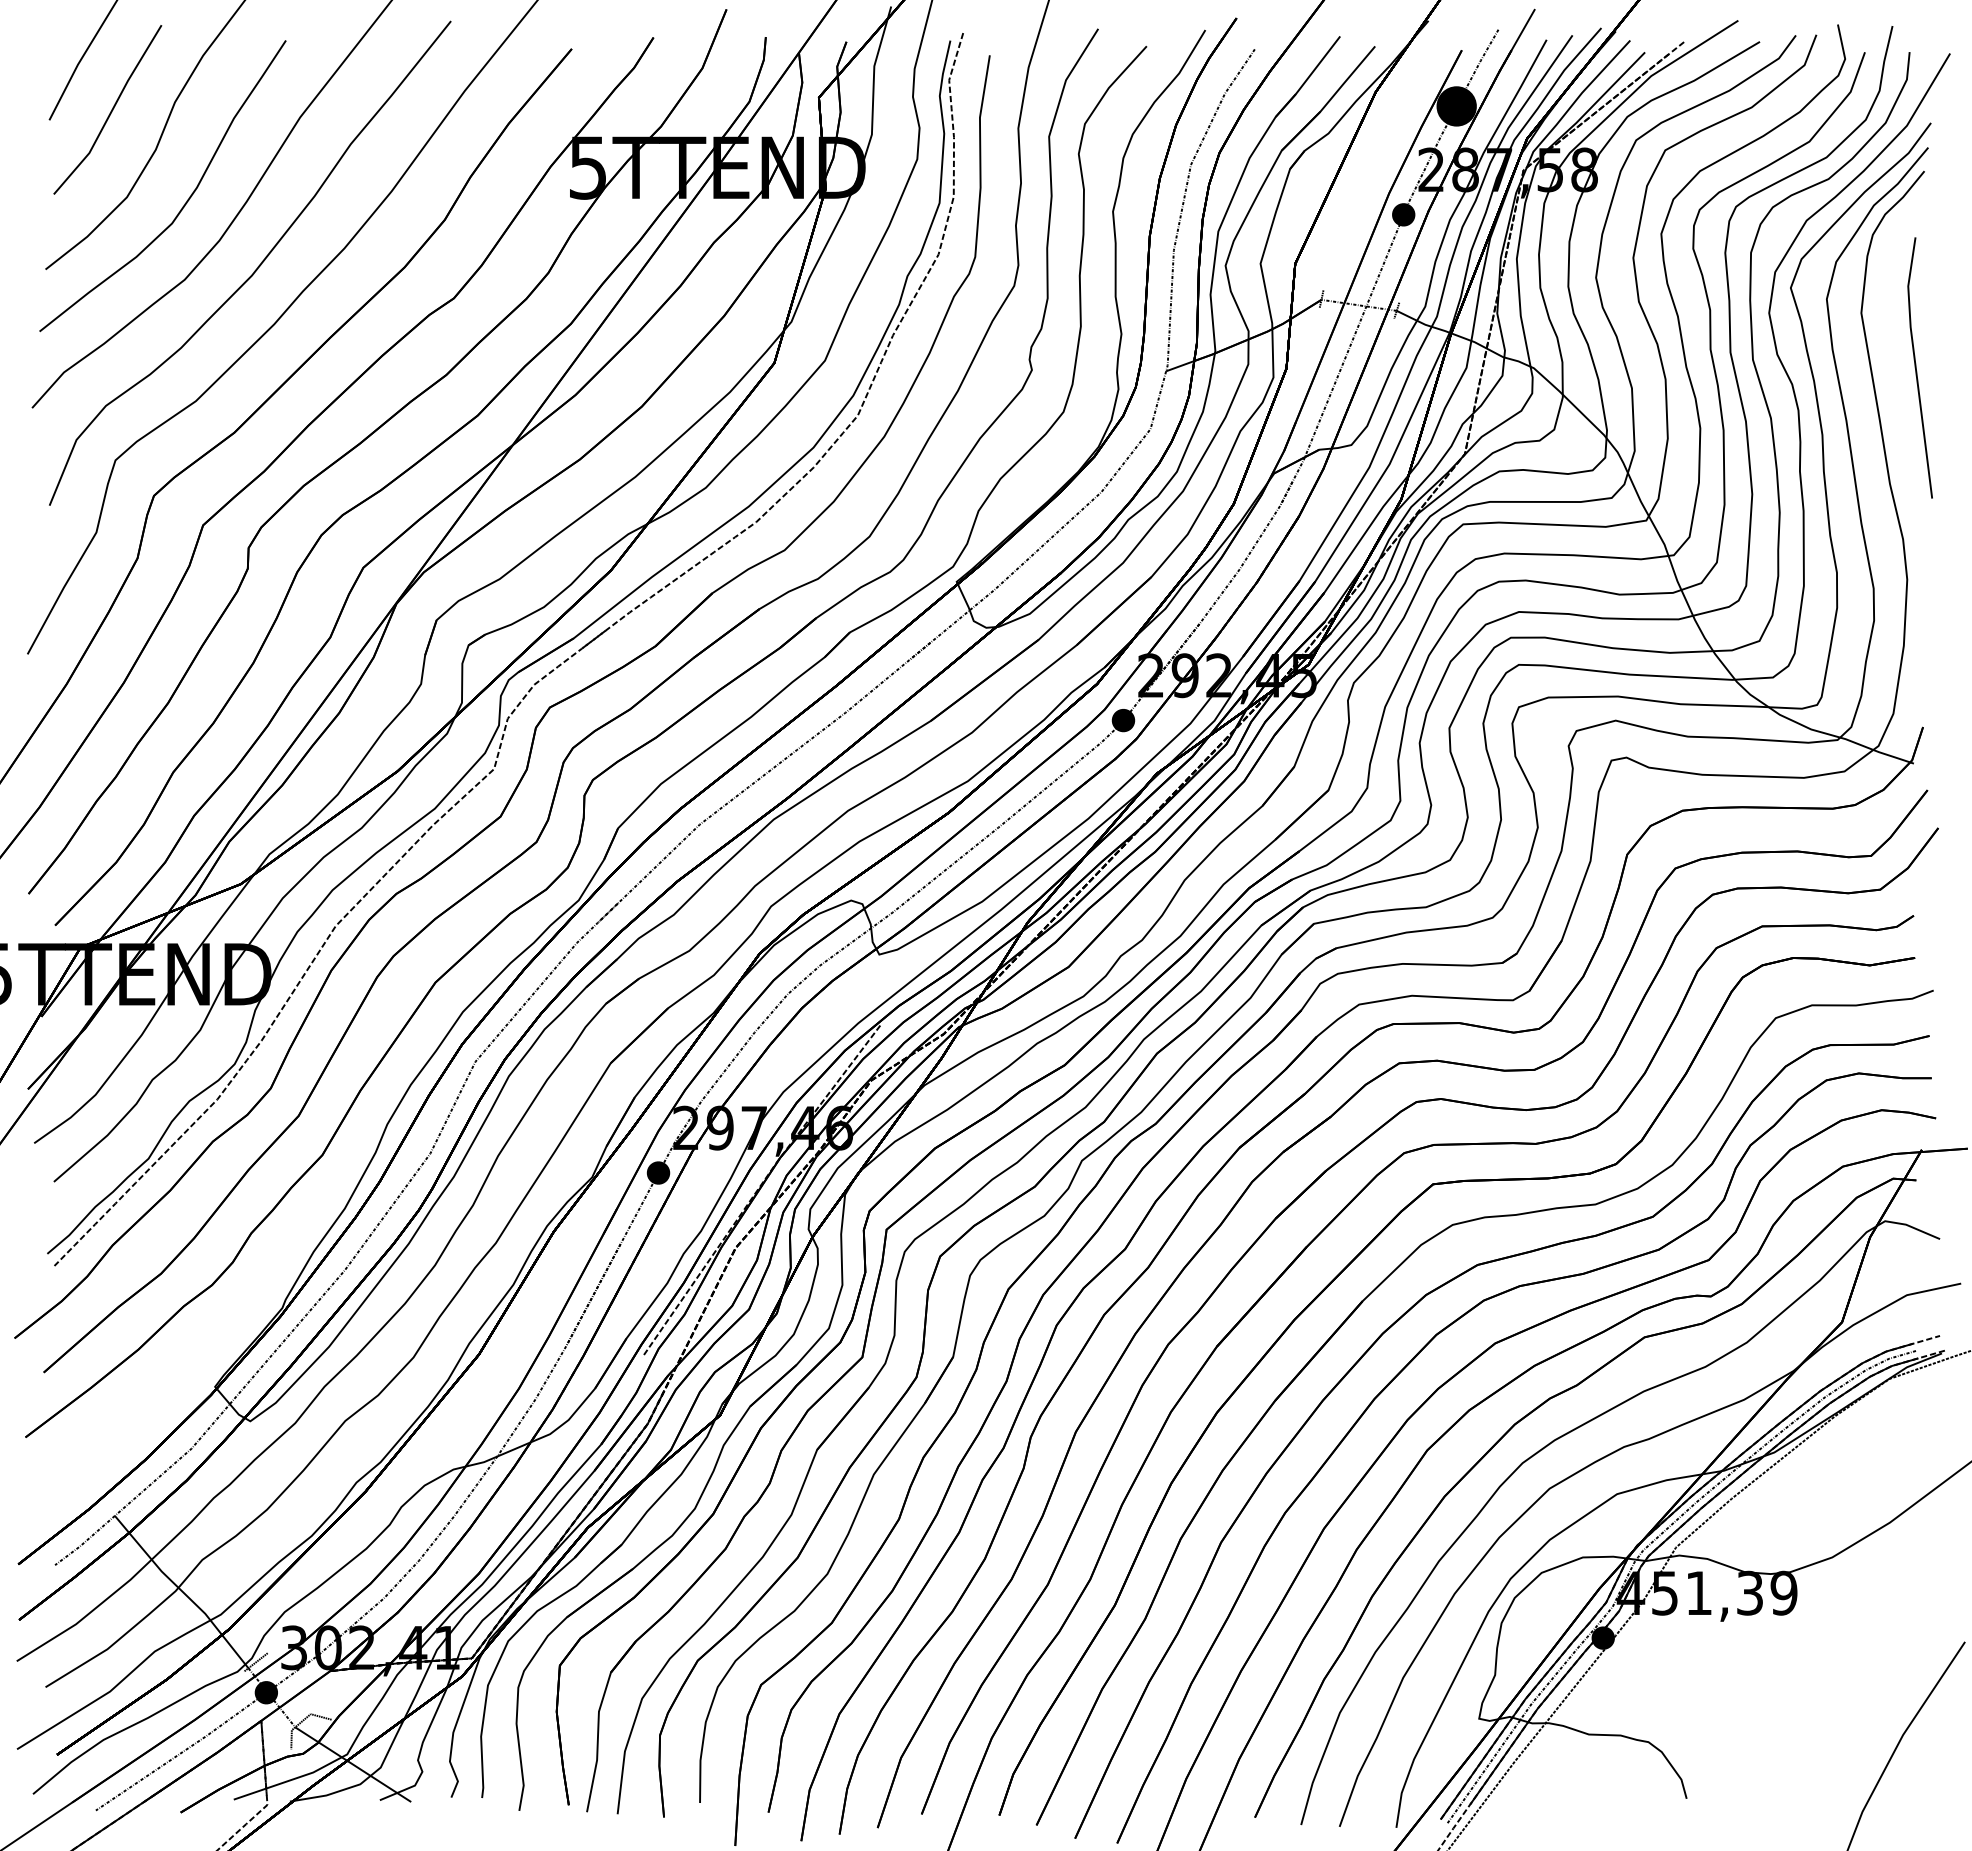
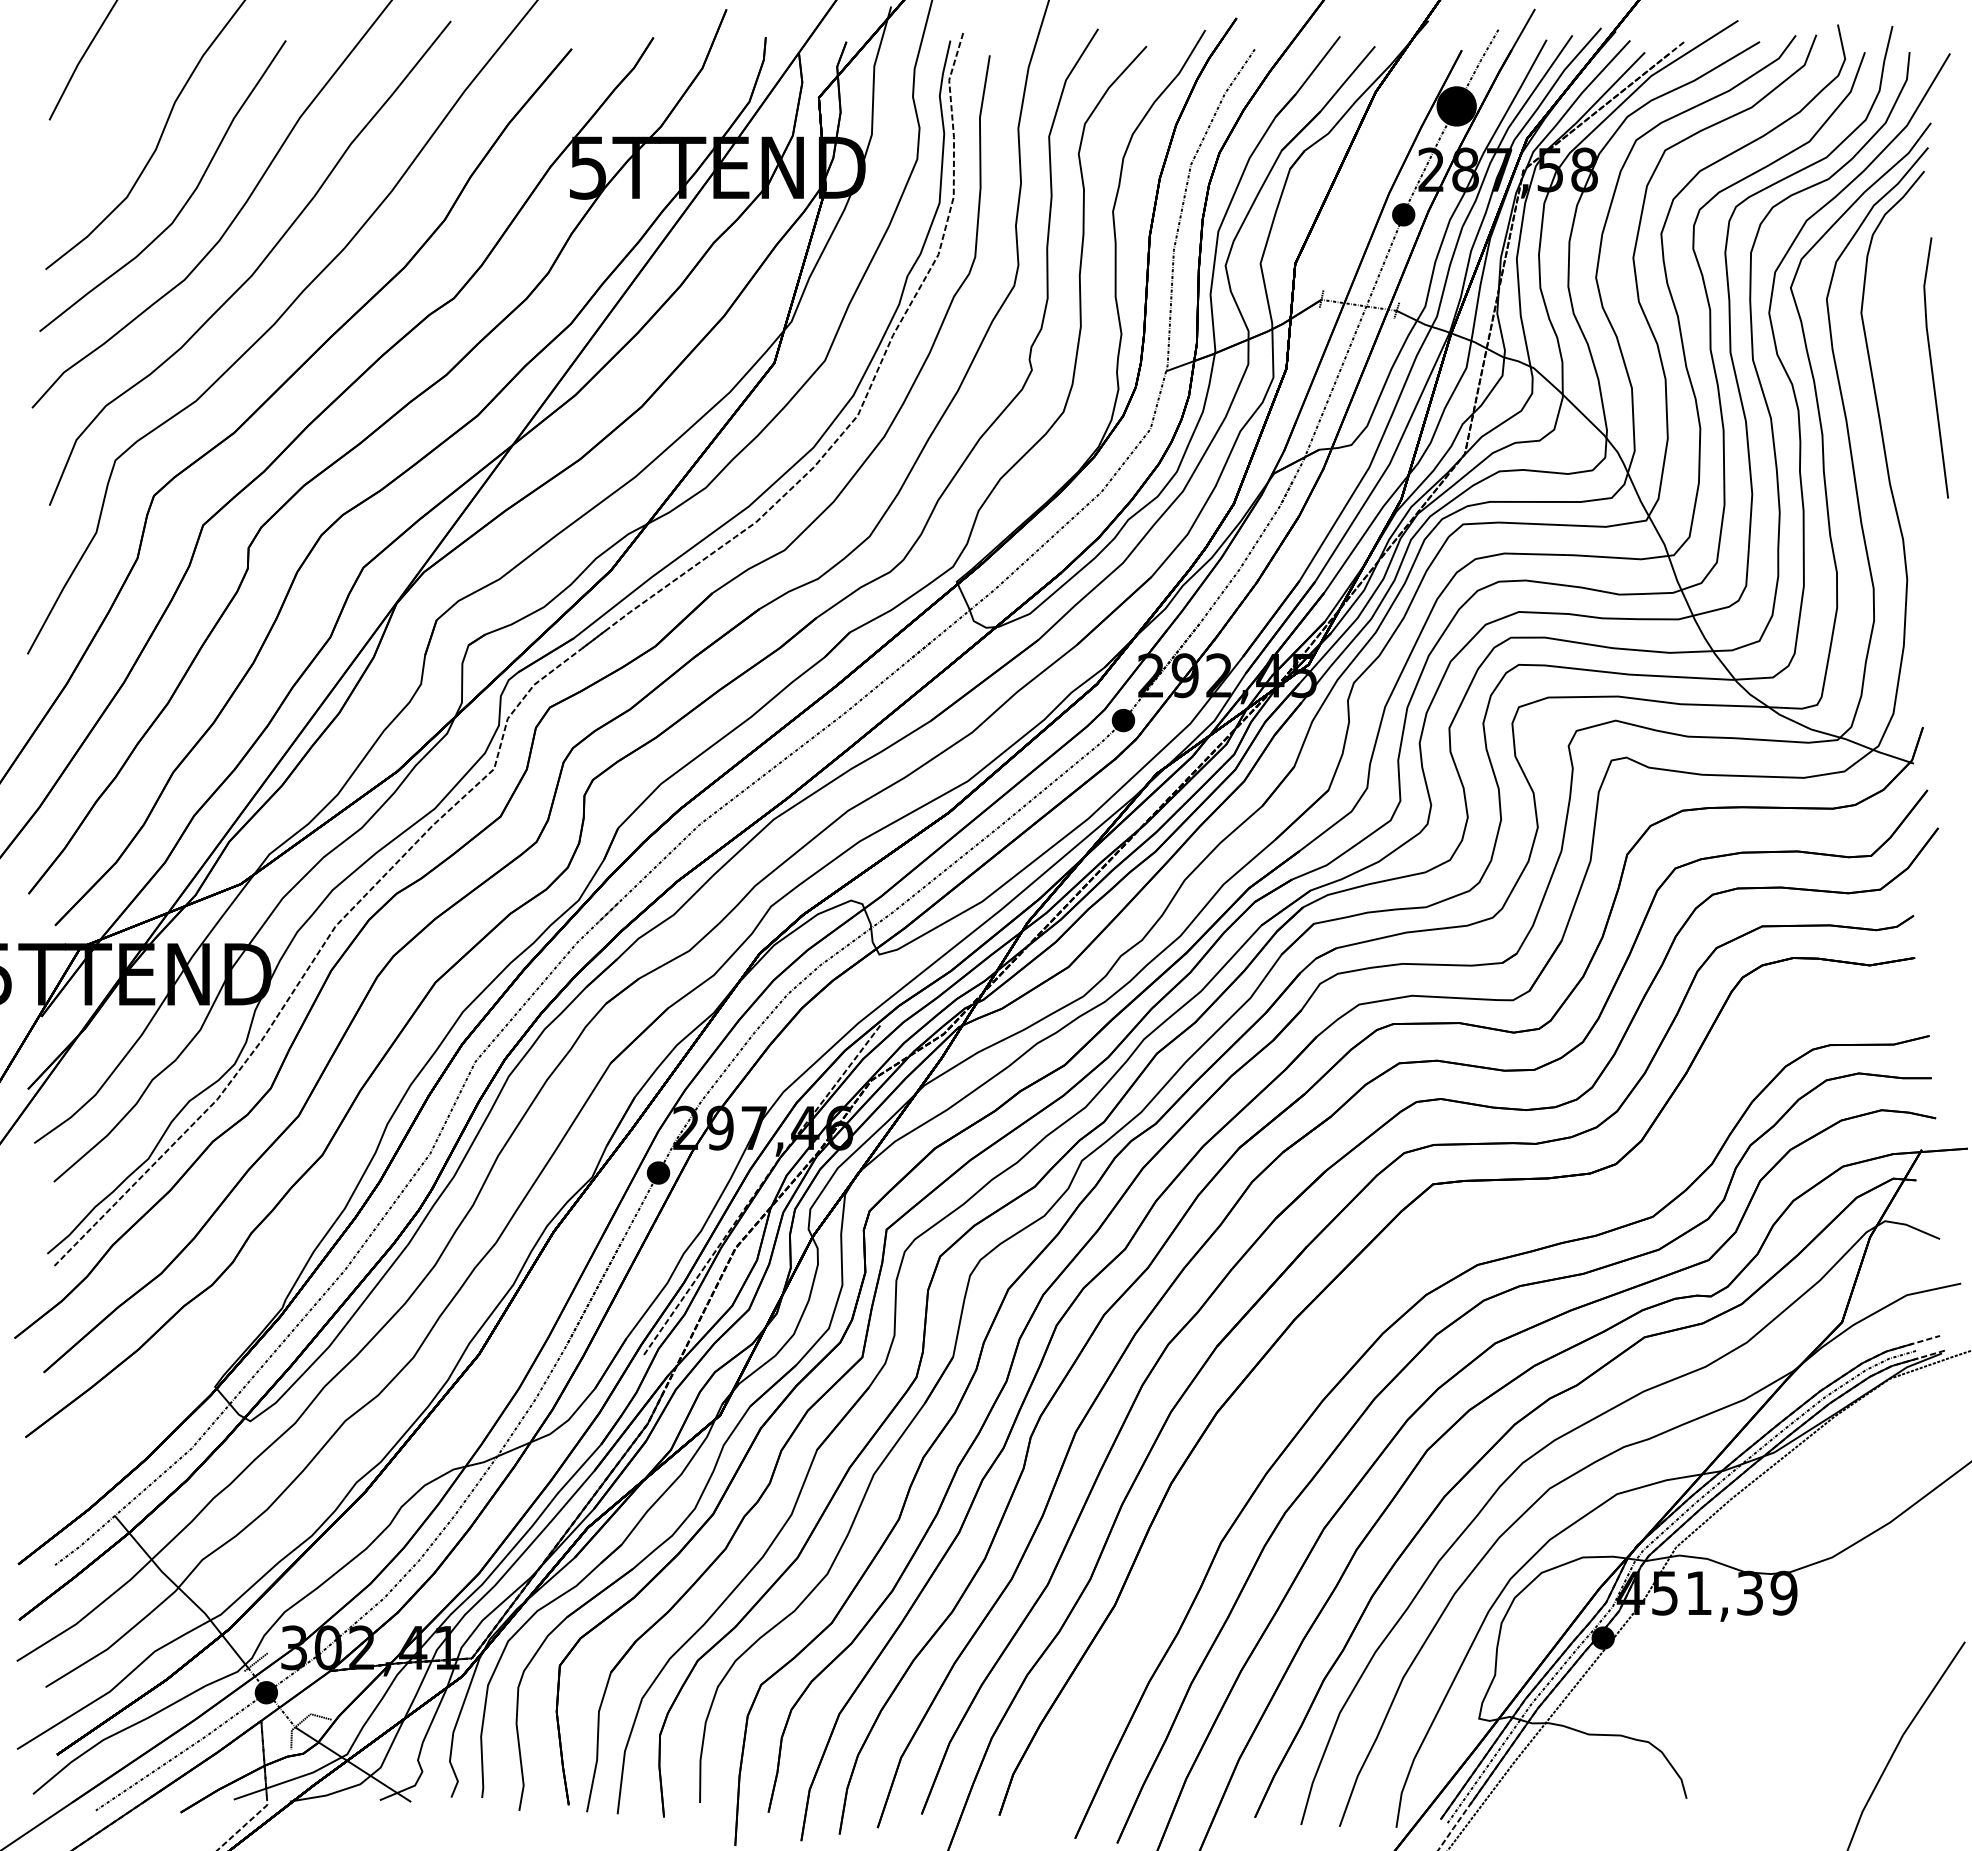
line: present -> none (110, 111)
line position: (1916, 367) -> (1932, 367) (1932, 367)
part: present -> none (1371, 1294)
